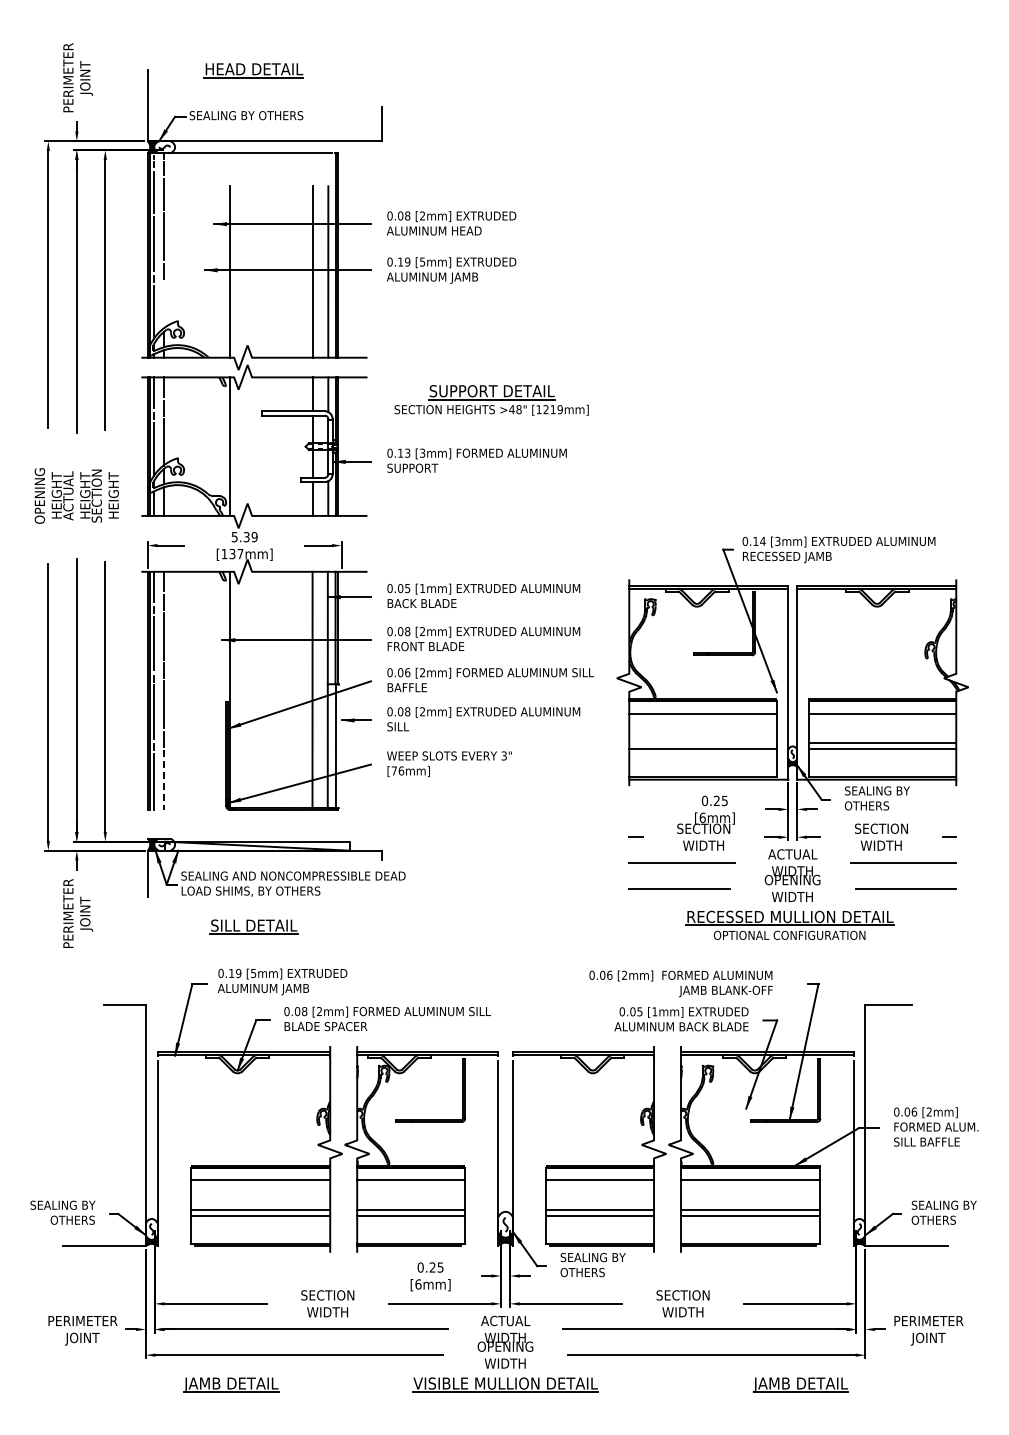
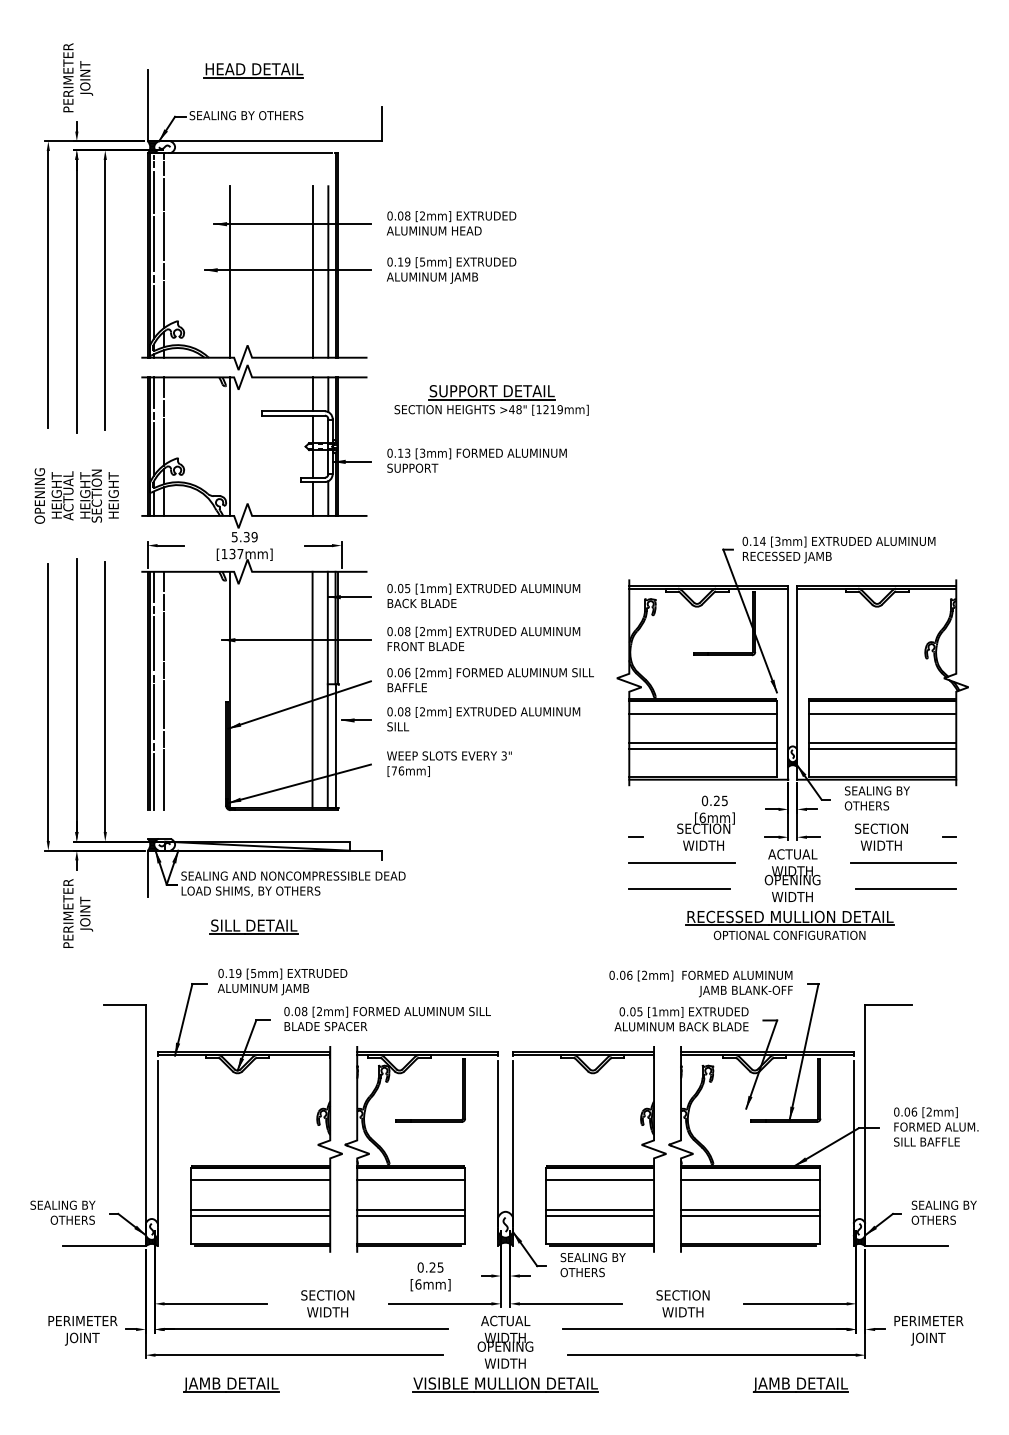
line: none -> present (163, 304)
line: none -> present (702, 743)
line: dashed -> solid (163, 780)
text position: (680, 983) -> (700, 983) (700, 983)
